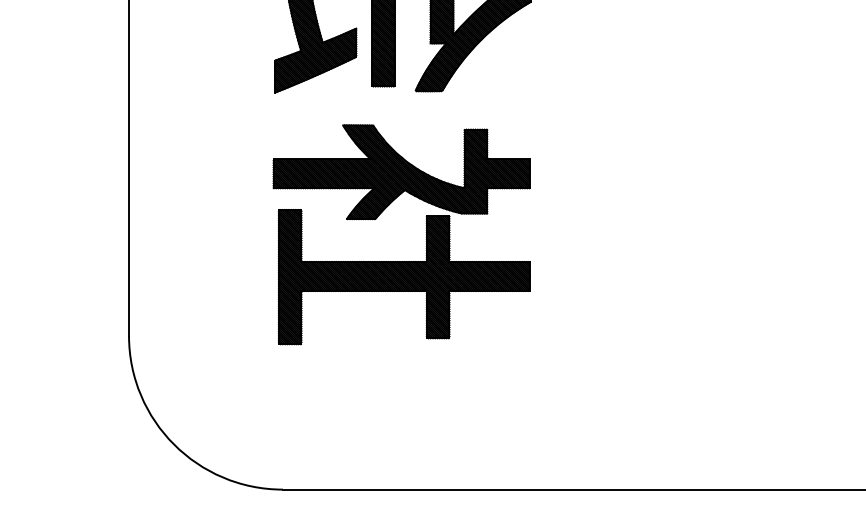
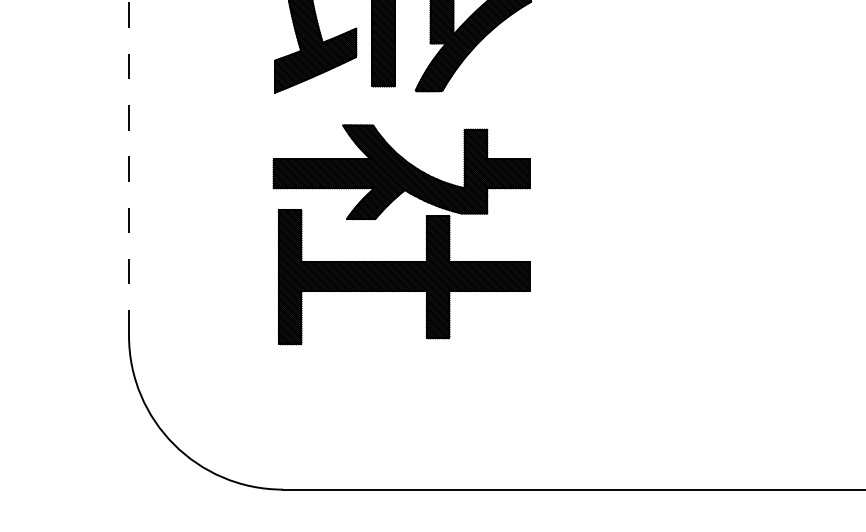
line: solid -> dashed (129, 167)
